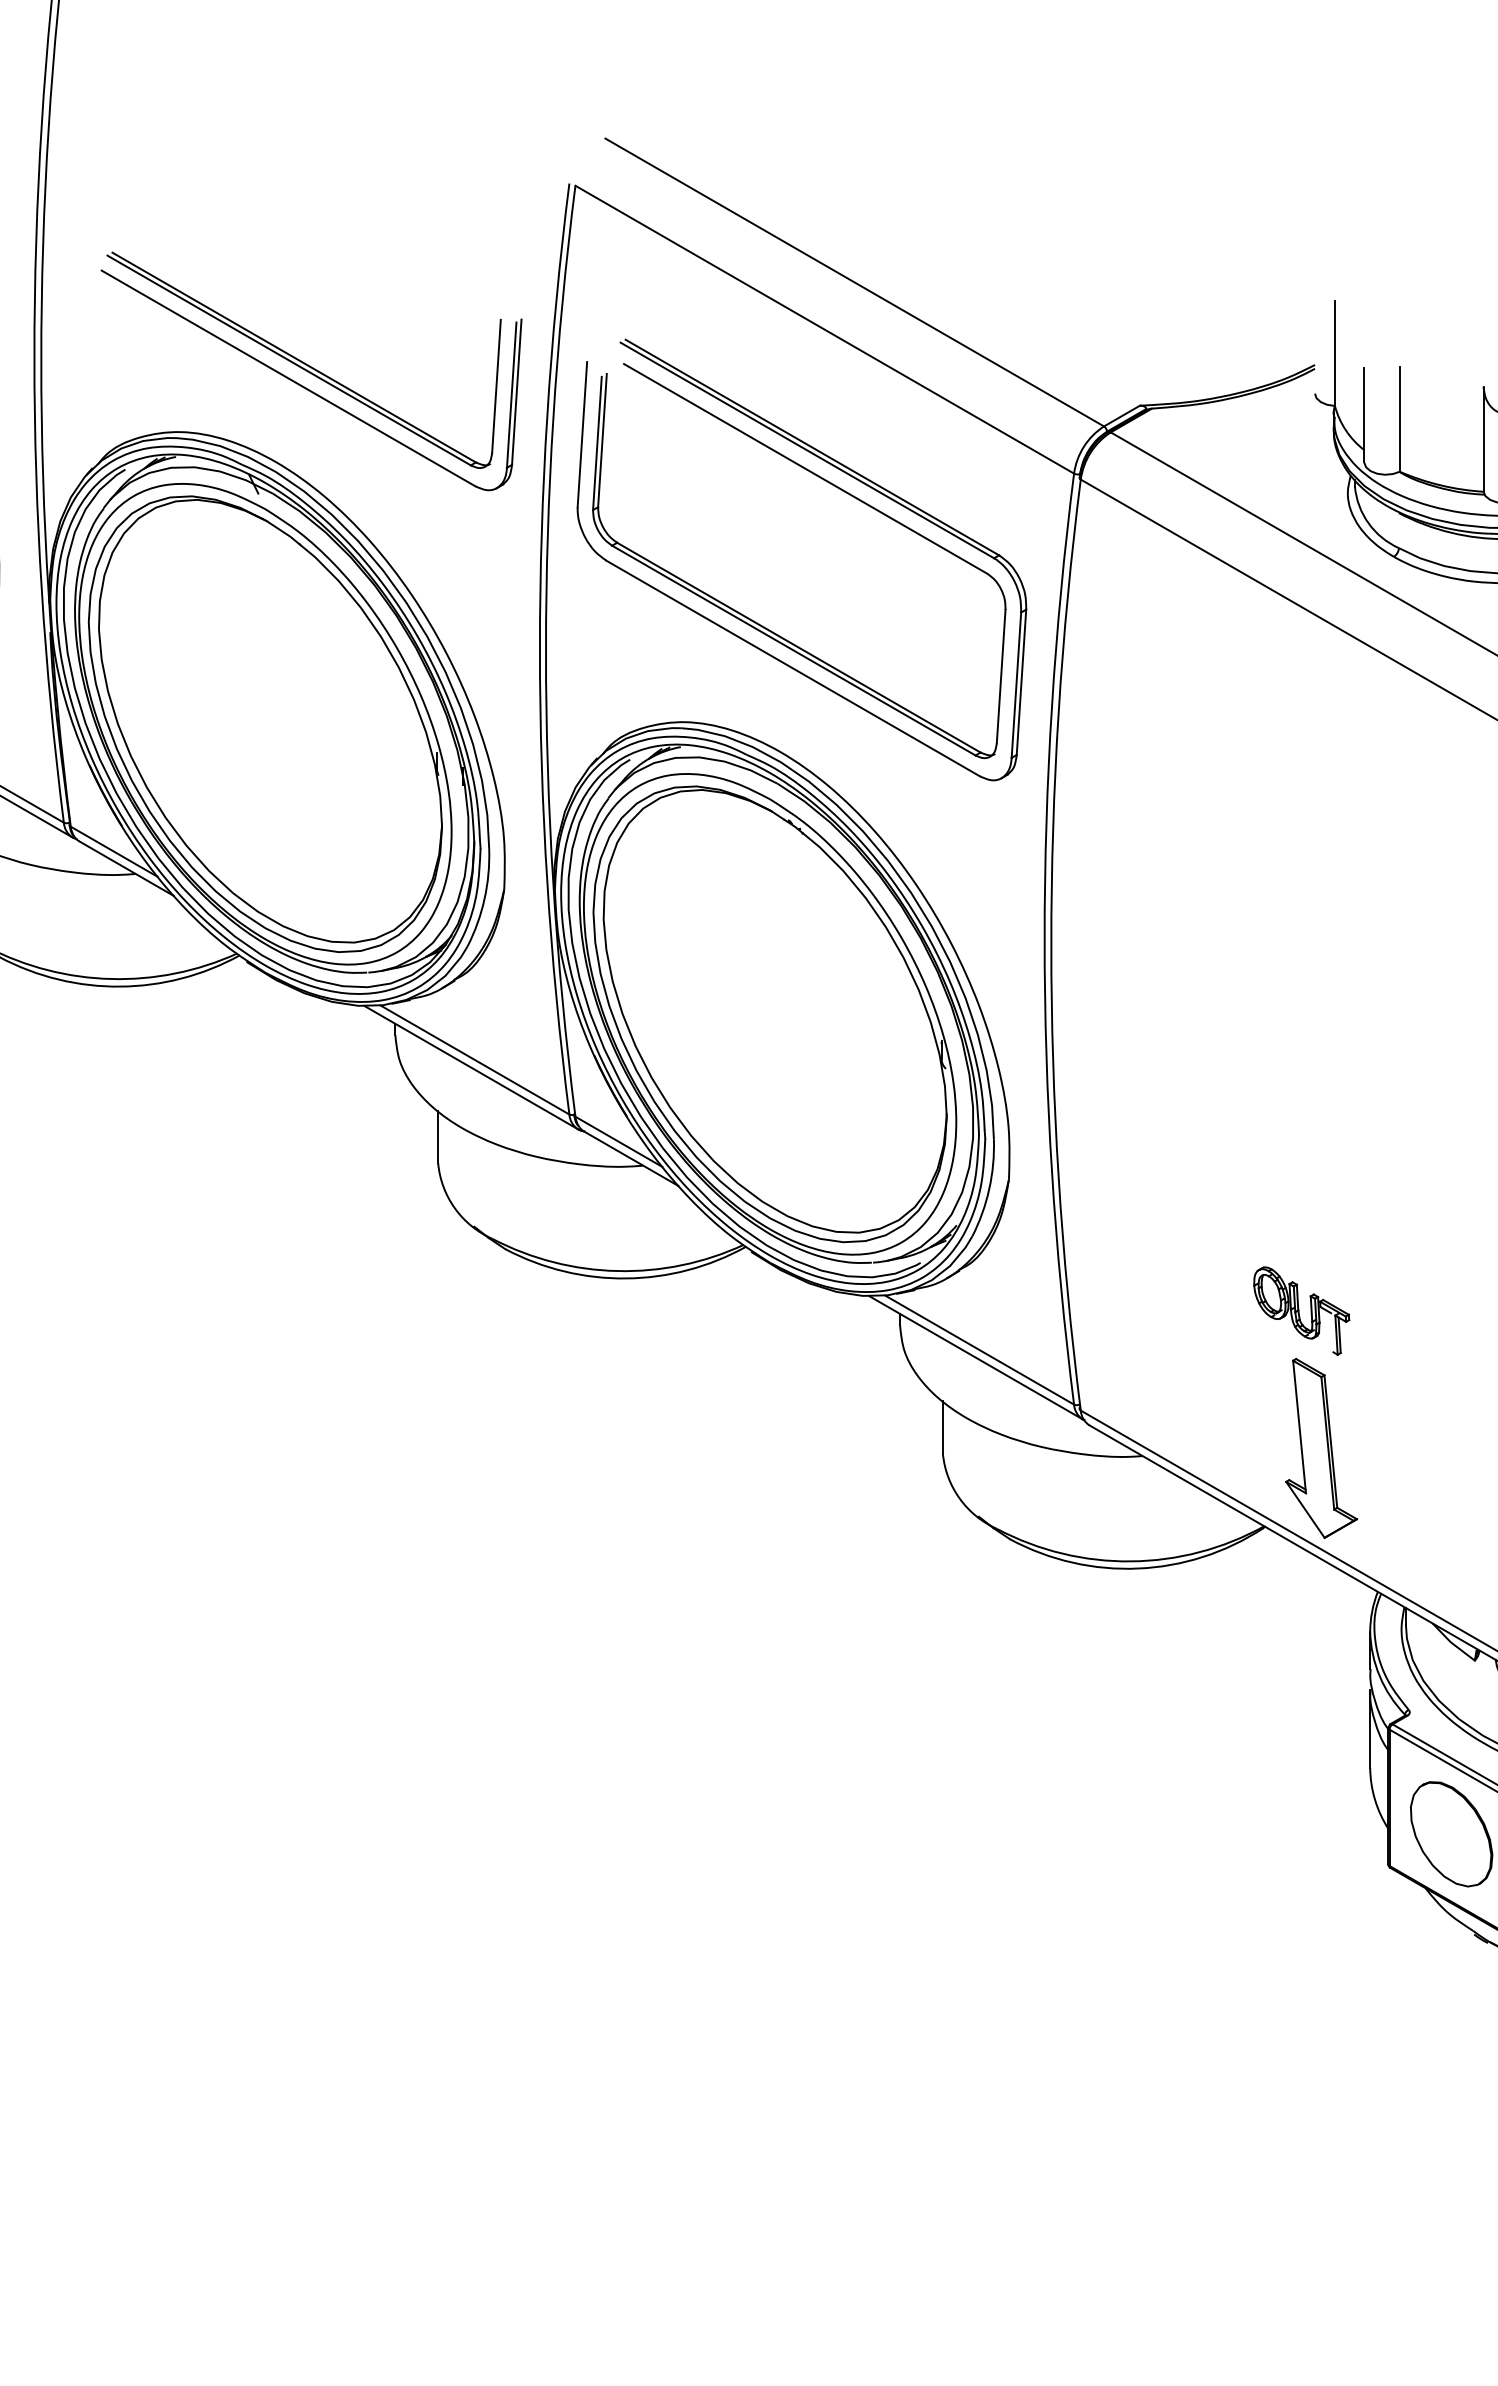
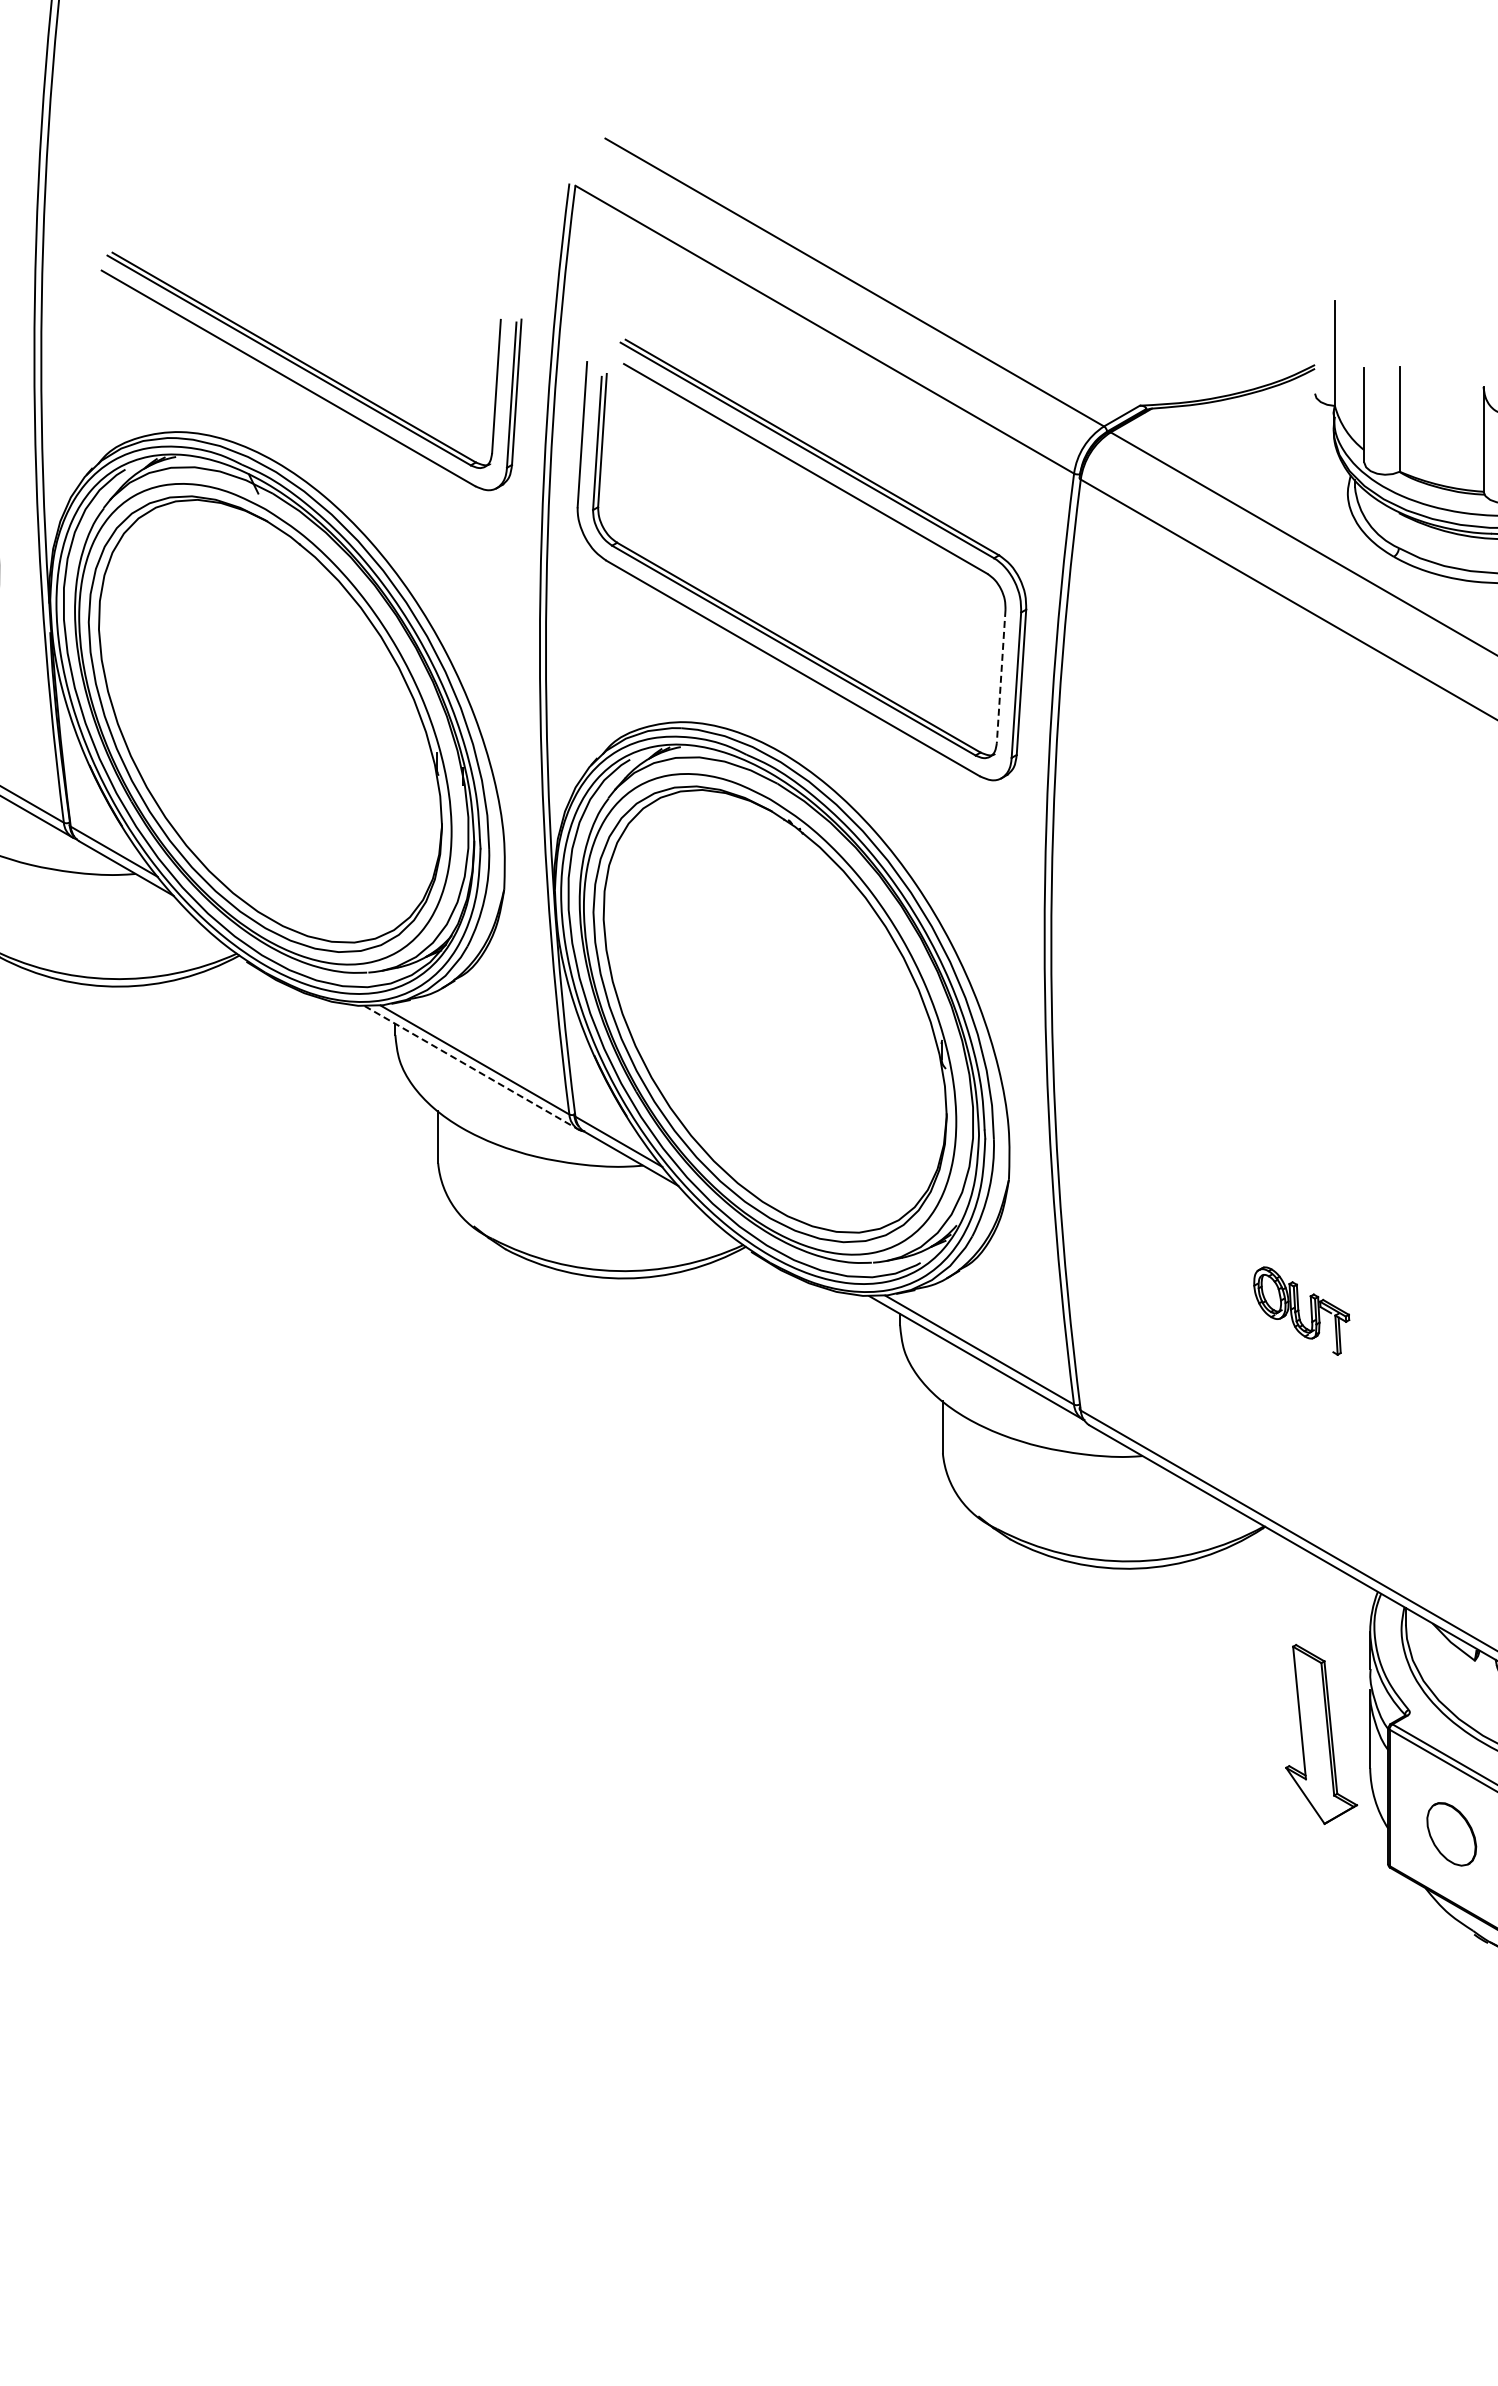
line: solid -> dashed (1001, 676)
line: solid -> dashed (471, 1067)
part position: (1321, 1448) -> (1321, 1734) (1321, 1734)
part size: 84x107 px -> 52x65 px (1451, 1834)
